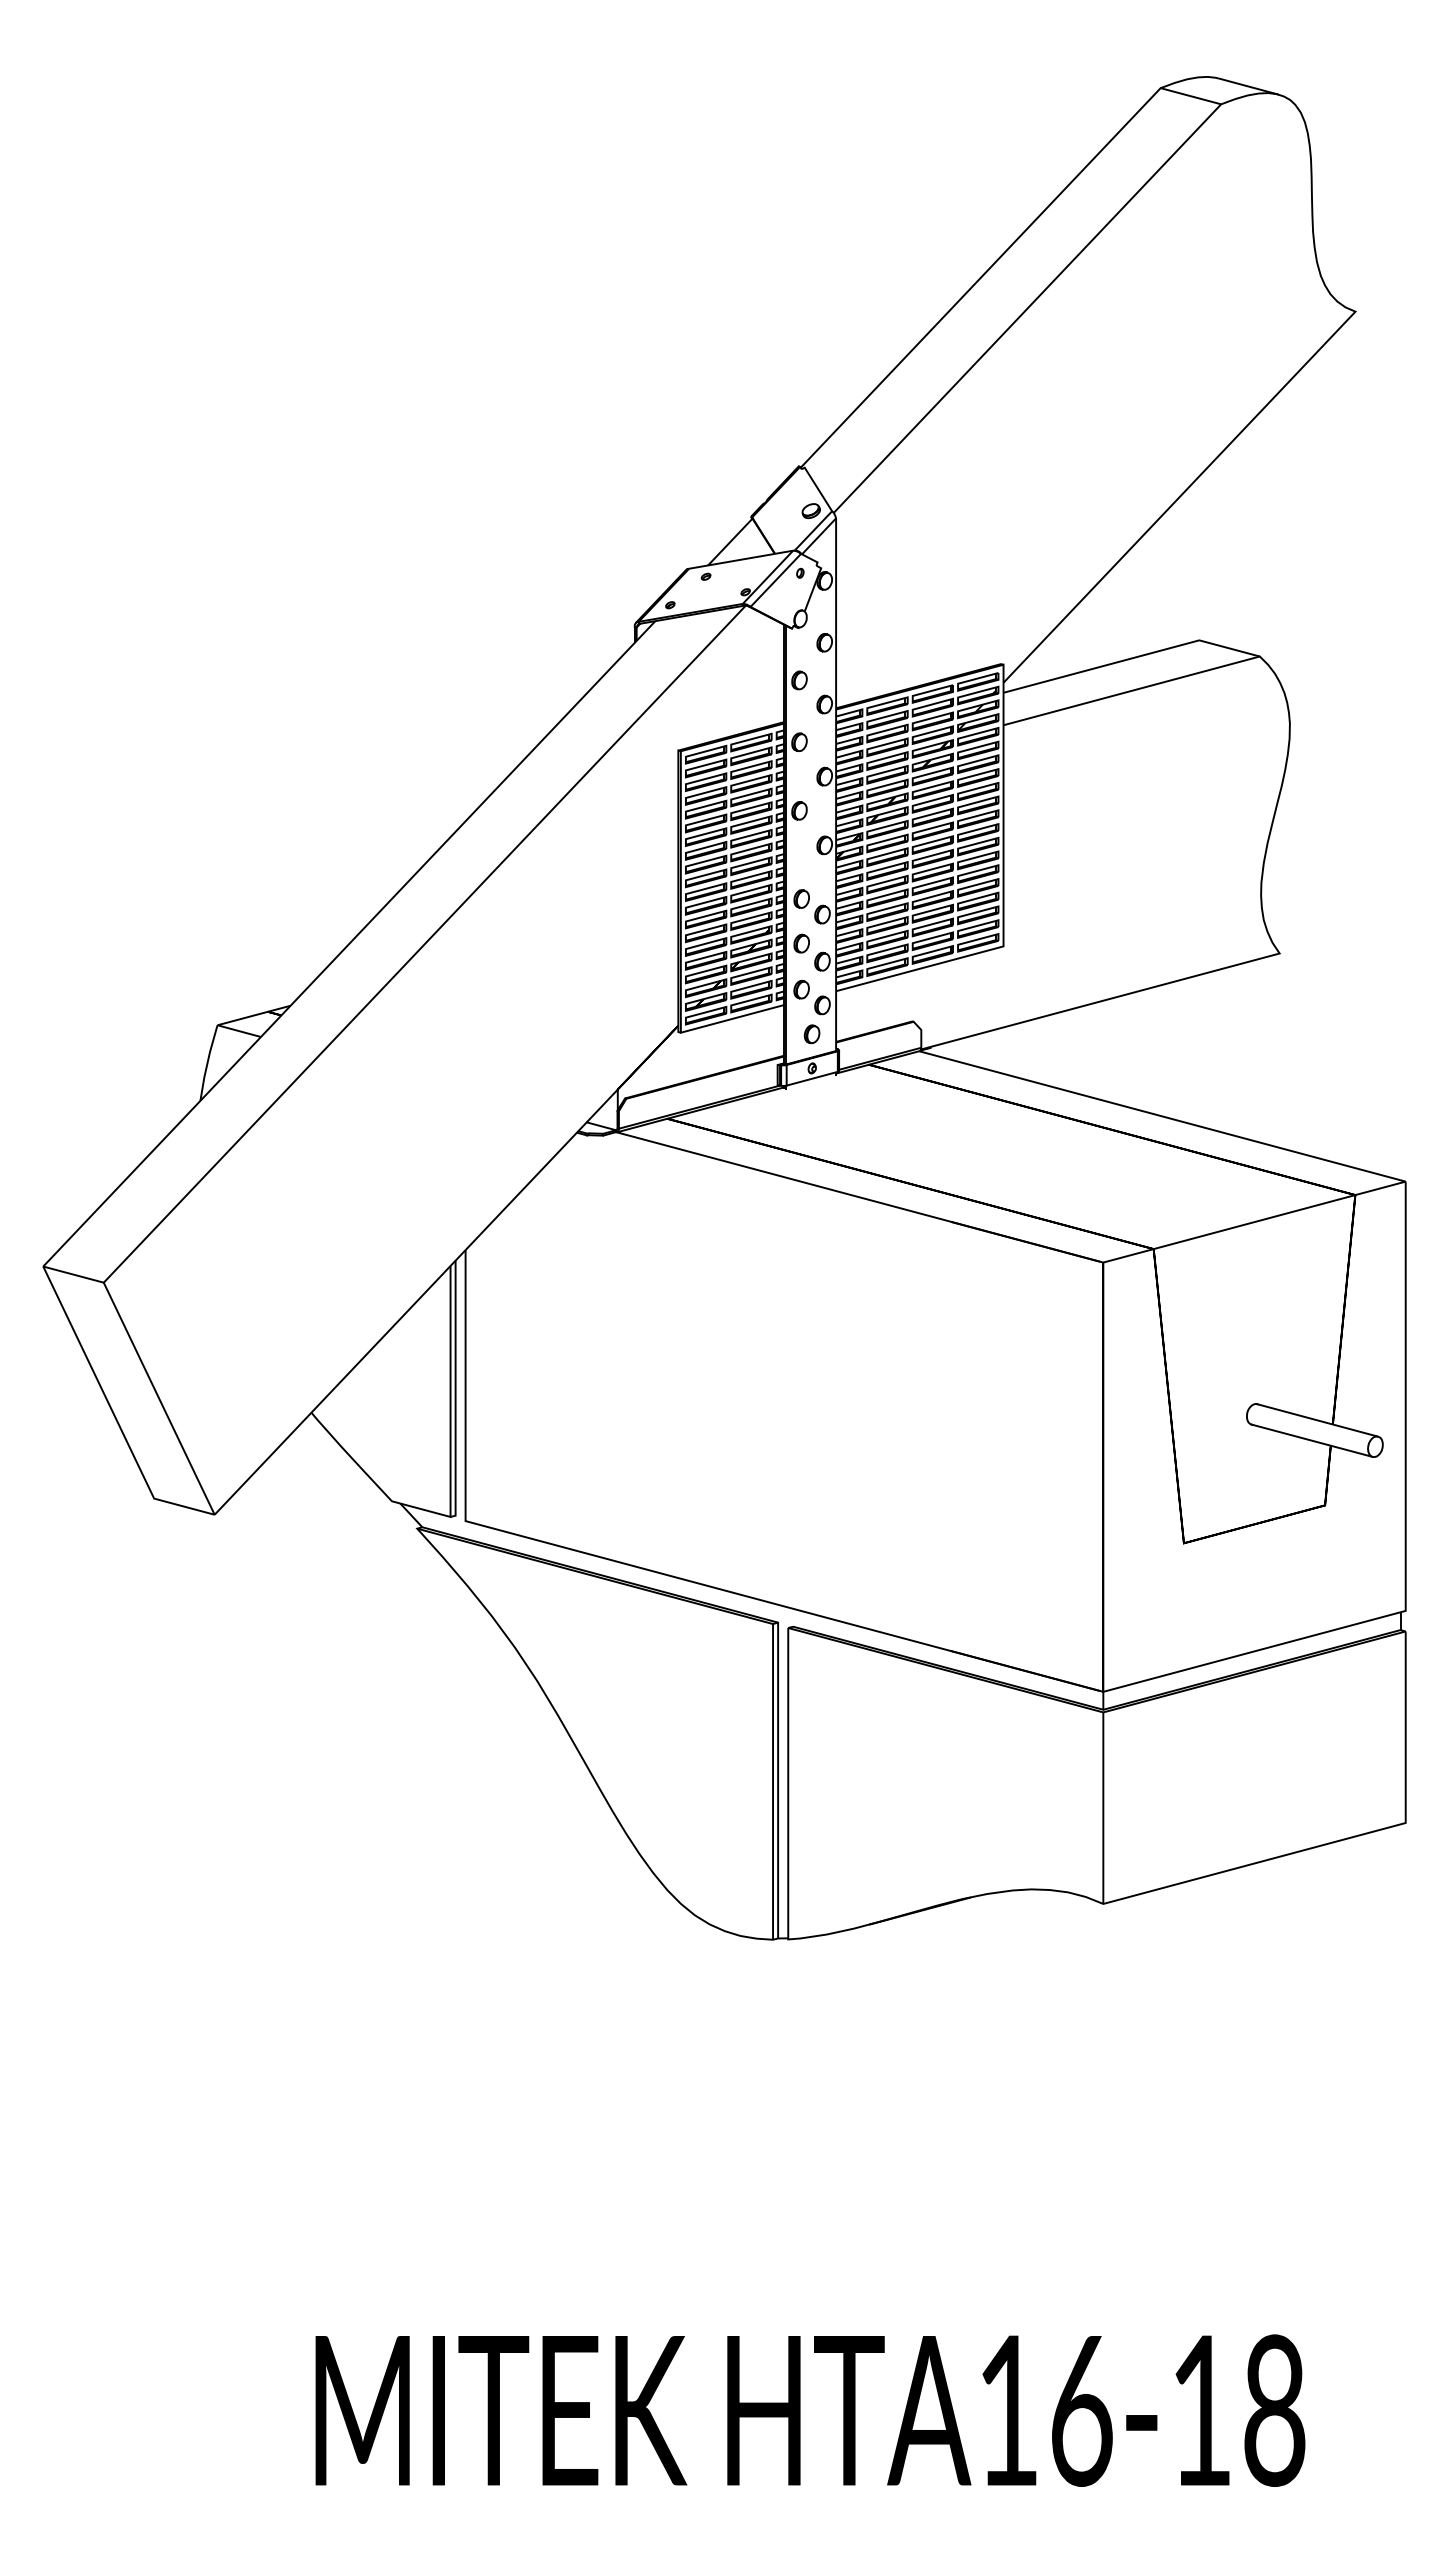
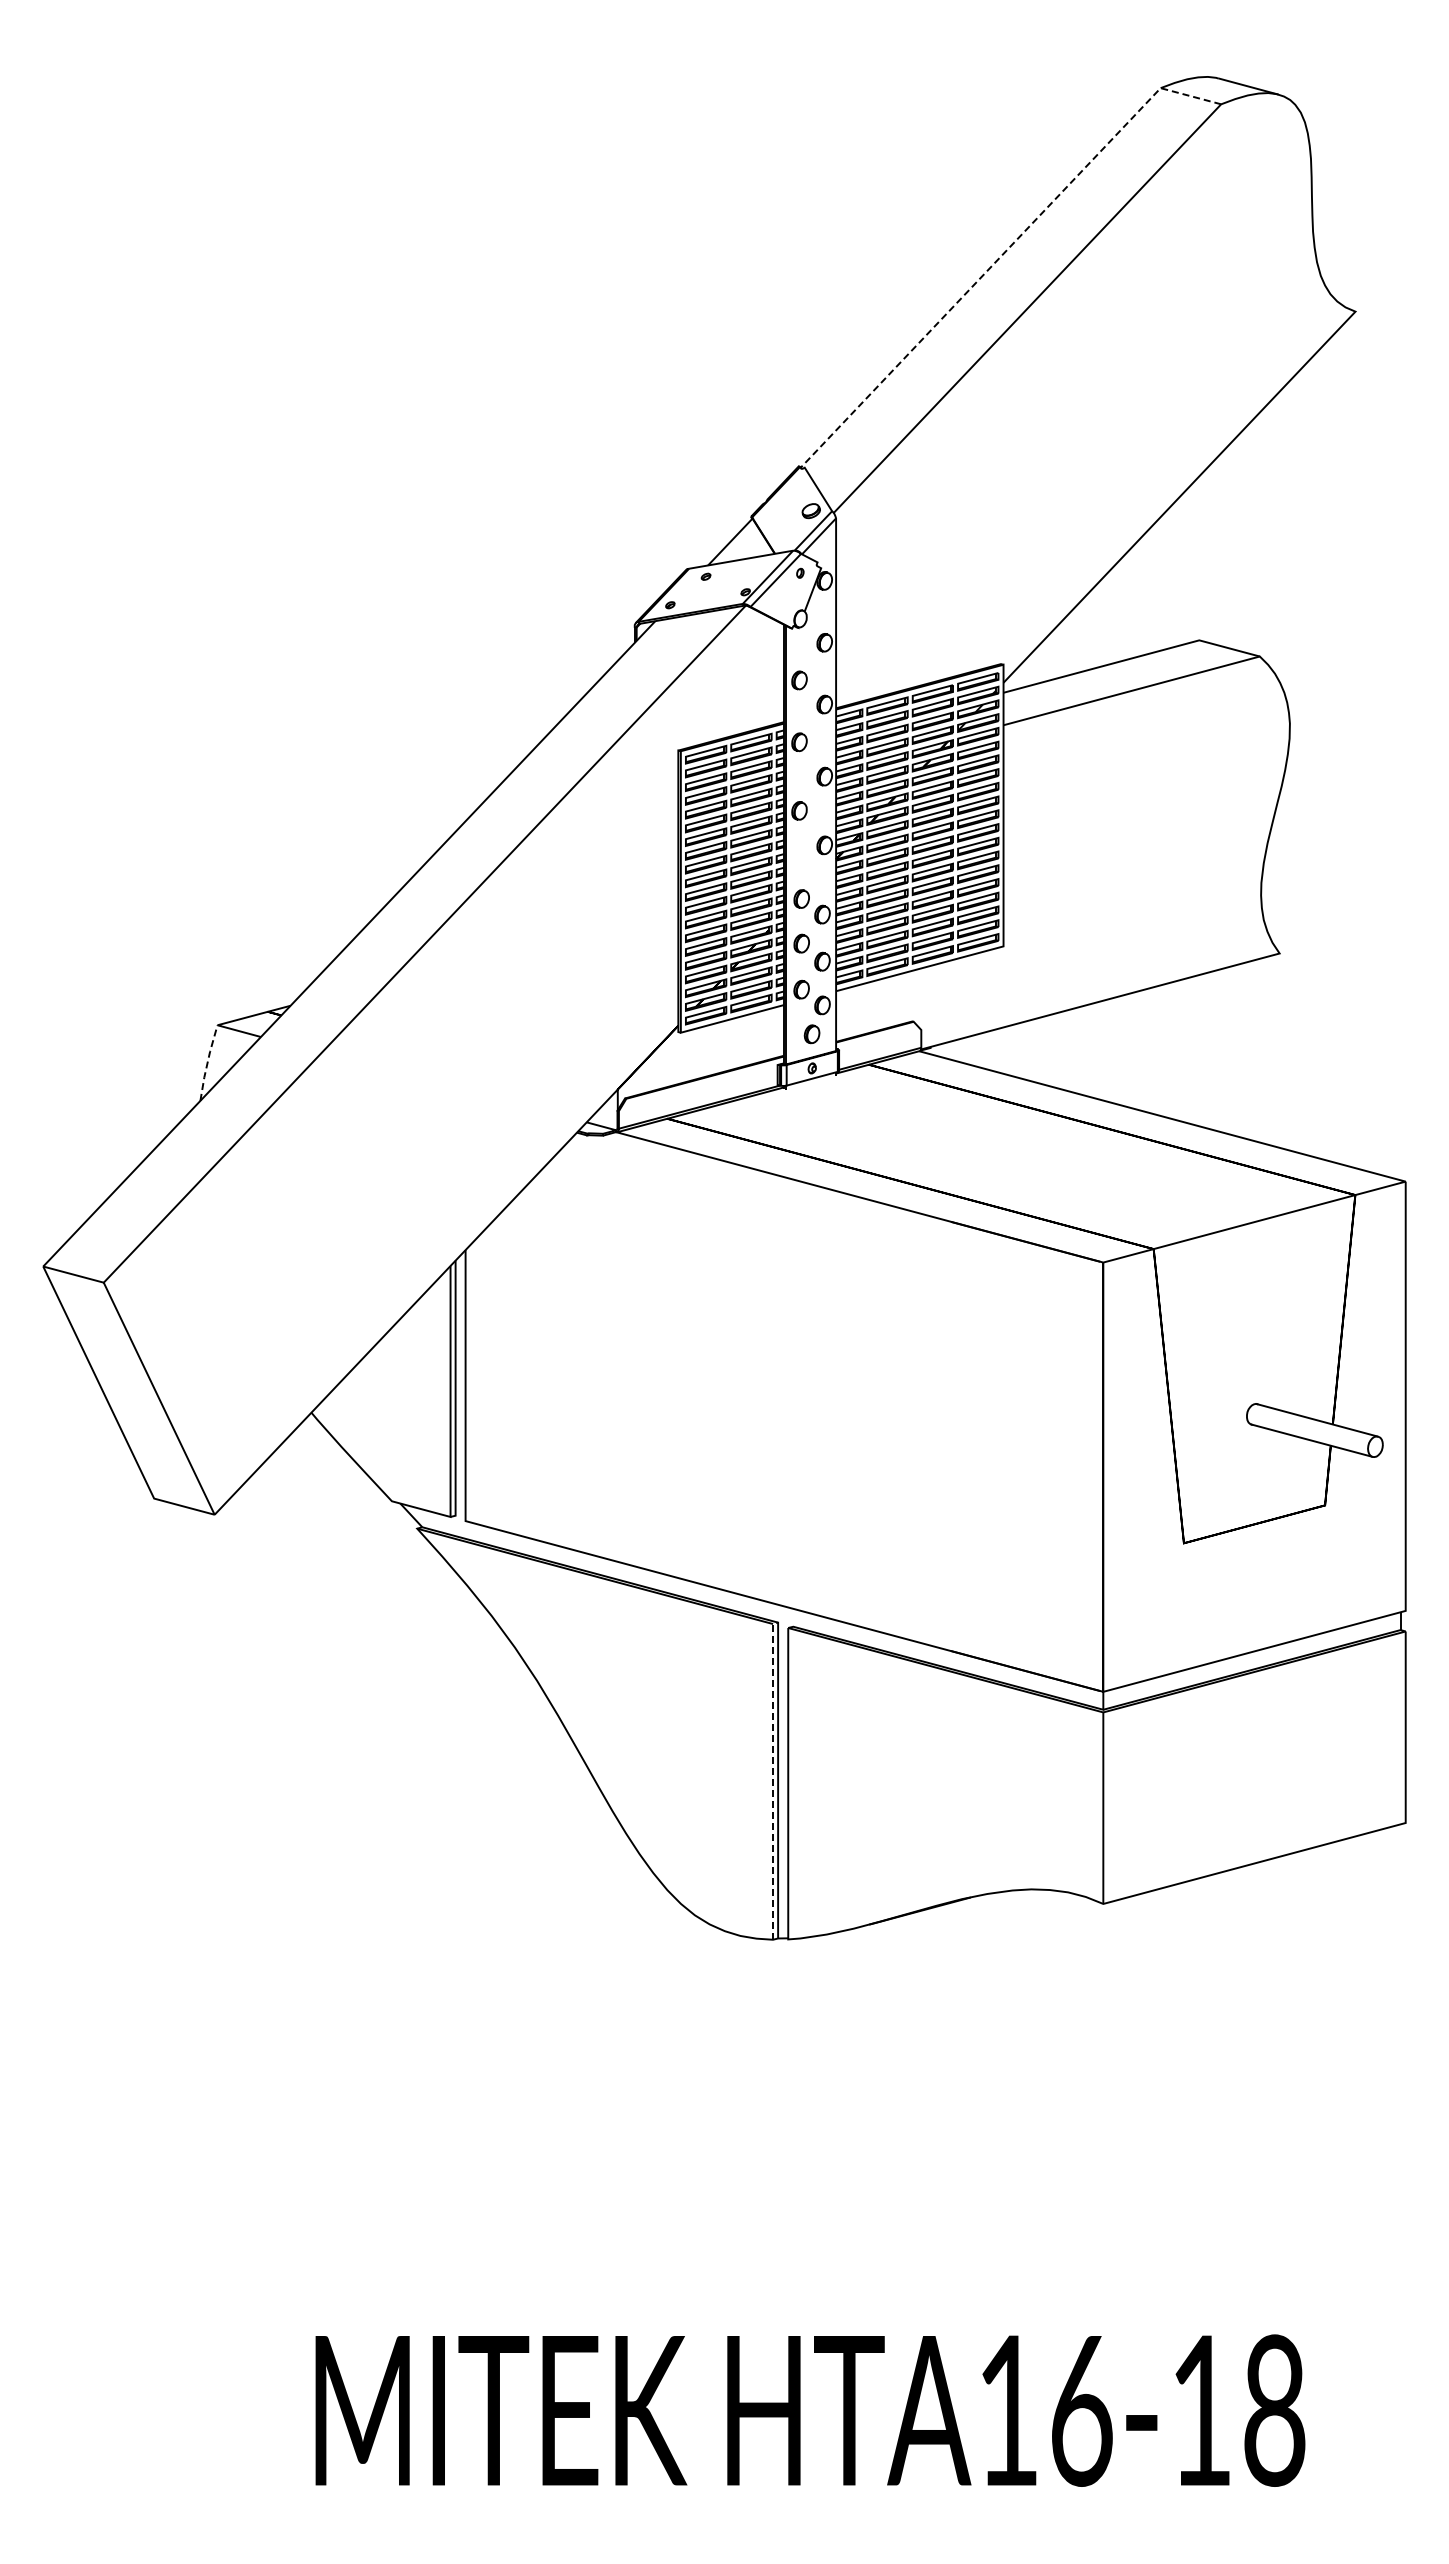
line: solid -> dashed (1002, 254)
line: solid -> dashed (207, 1062)
line: solid -> dashed (773, 1777)
